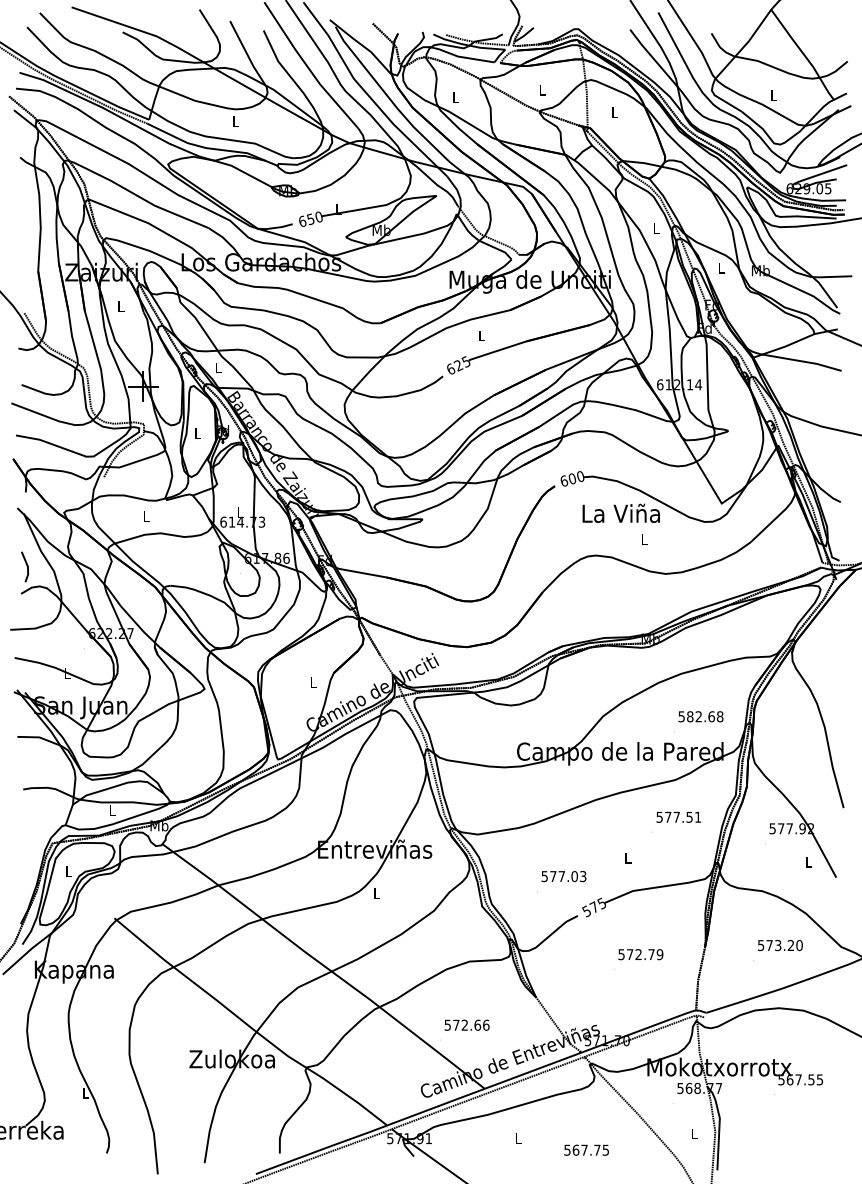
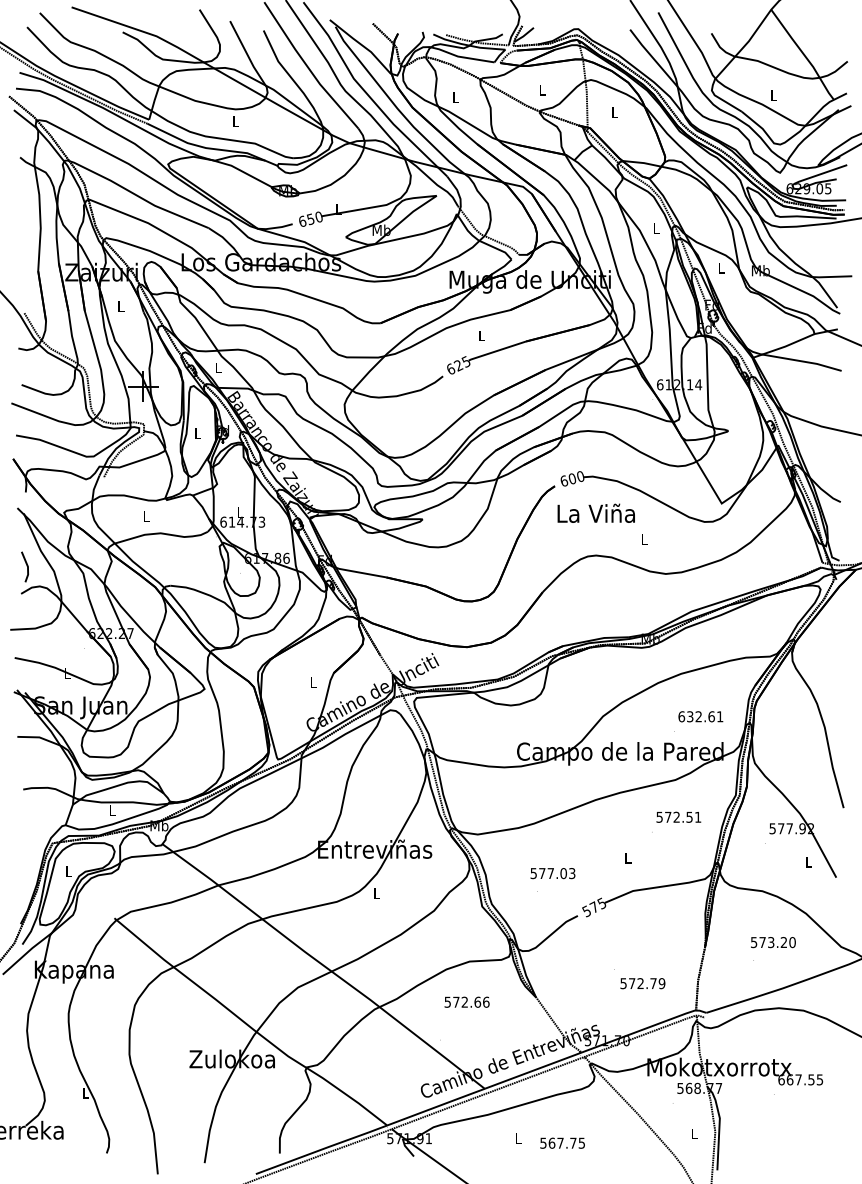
text position: (620, 512) -> (595, 512) (595, 512)
text: 582.68 -> 632.61 (700, 716)
text: 577.51 -> 572.51 (676, 816)
text position: (563, 876) -> (552, 873) (552, 873)
text position: (780, 945) -> (773, 942) (773, 942)
text position: (640, 954) -> (642, 983) (642, 983)
text position: (466, 1024) -> (466, 1001) (466, 1001)
text: 567.55 -> 667.55 (781, 1079)
text position: (586, 1149) -> (562, 1142) (562, 1142)
